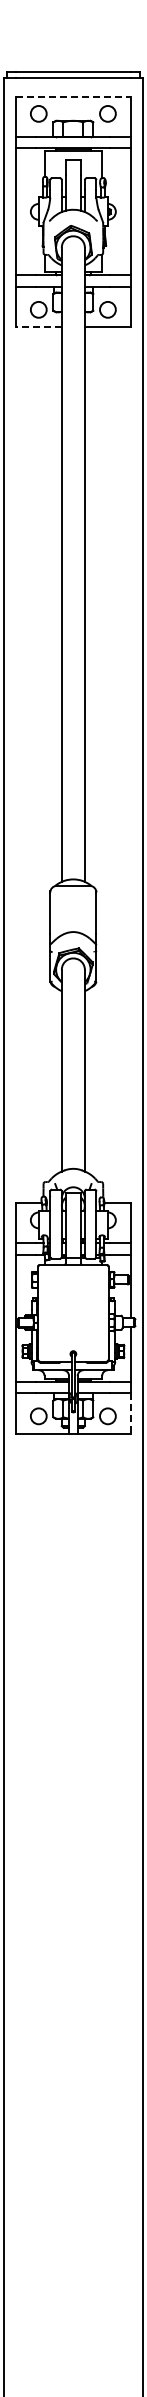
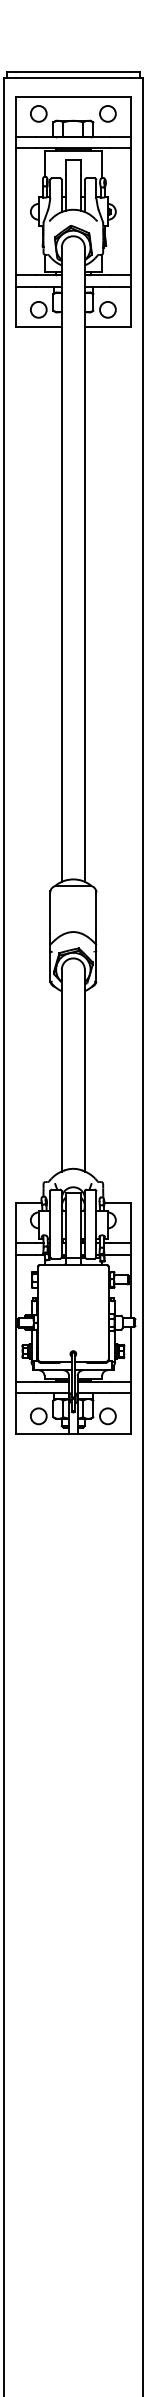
line: dashed -> solid (73, 96)
line: dashed -> solid (38, 327)
line: dashed -> solid (130, 1413)
